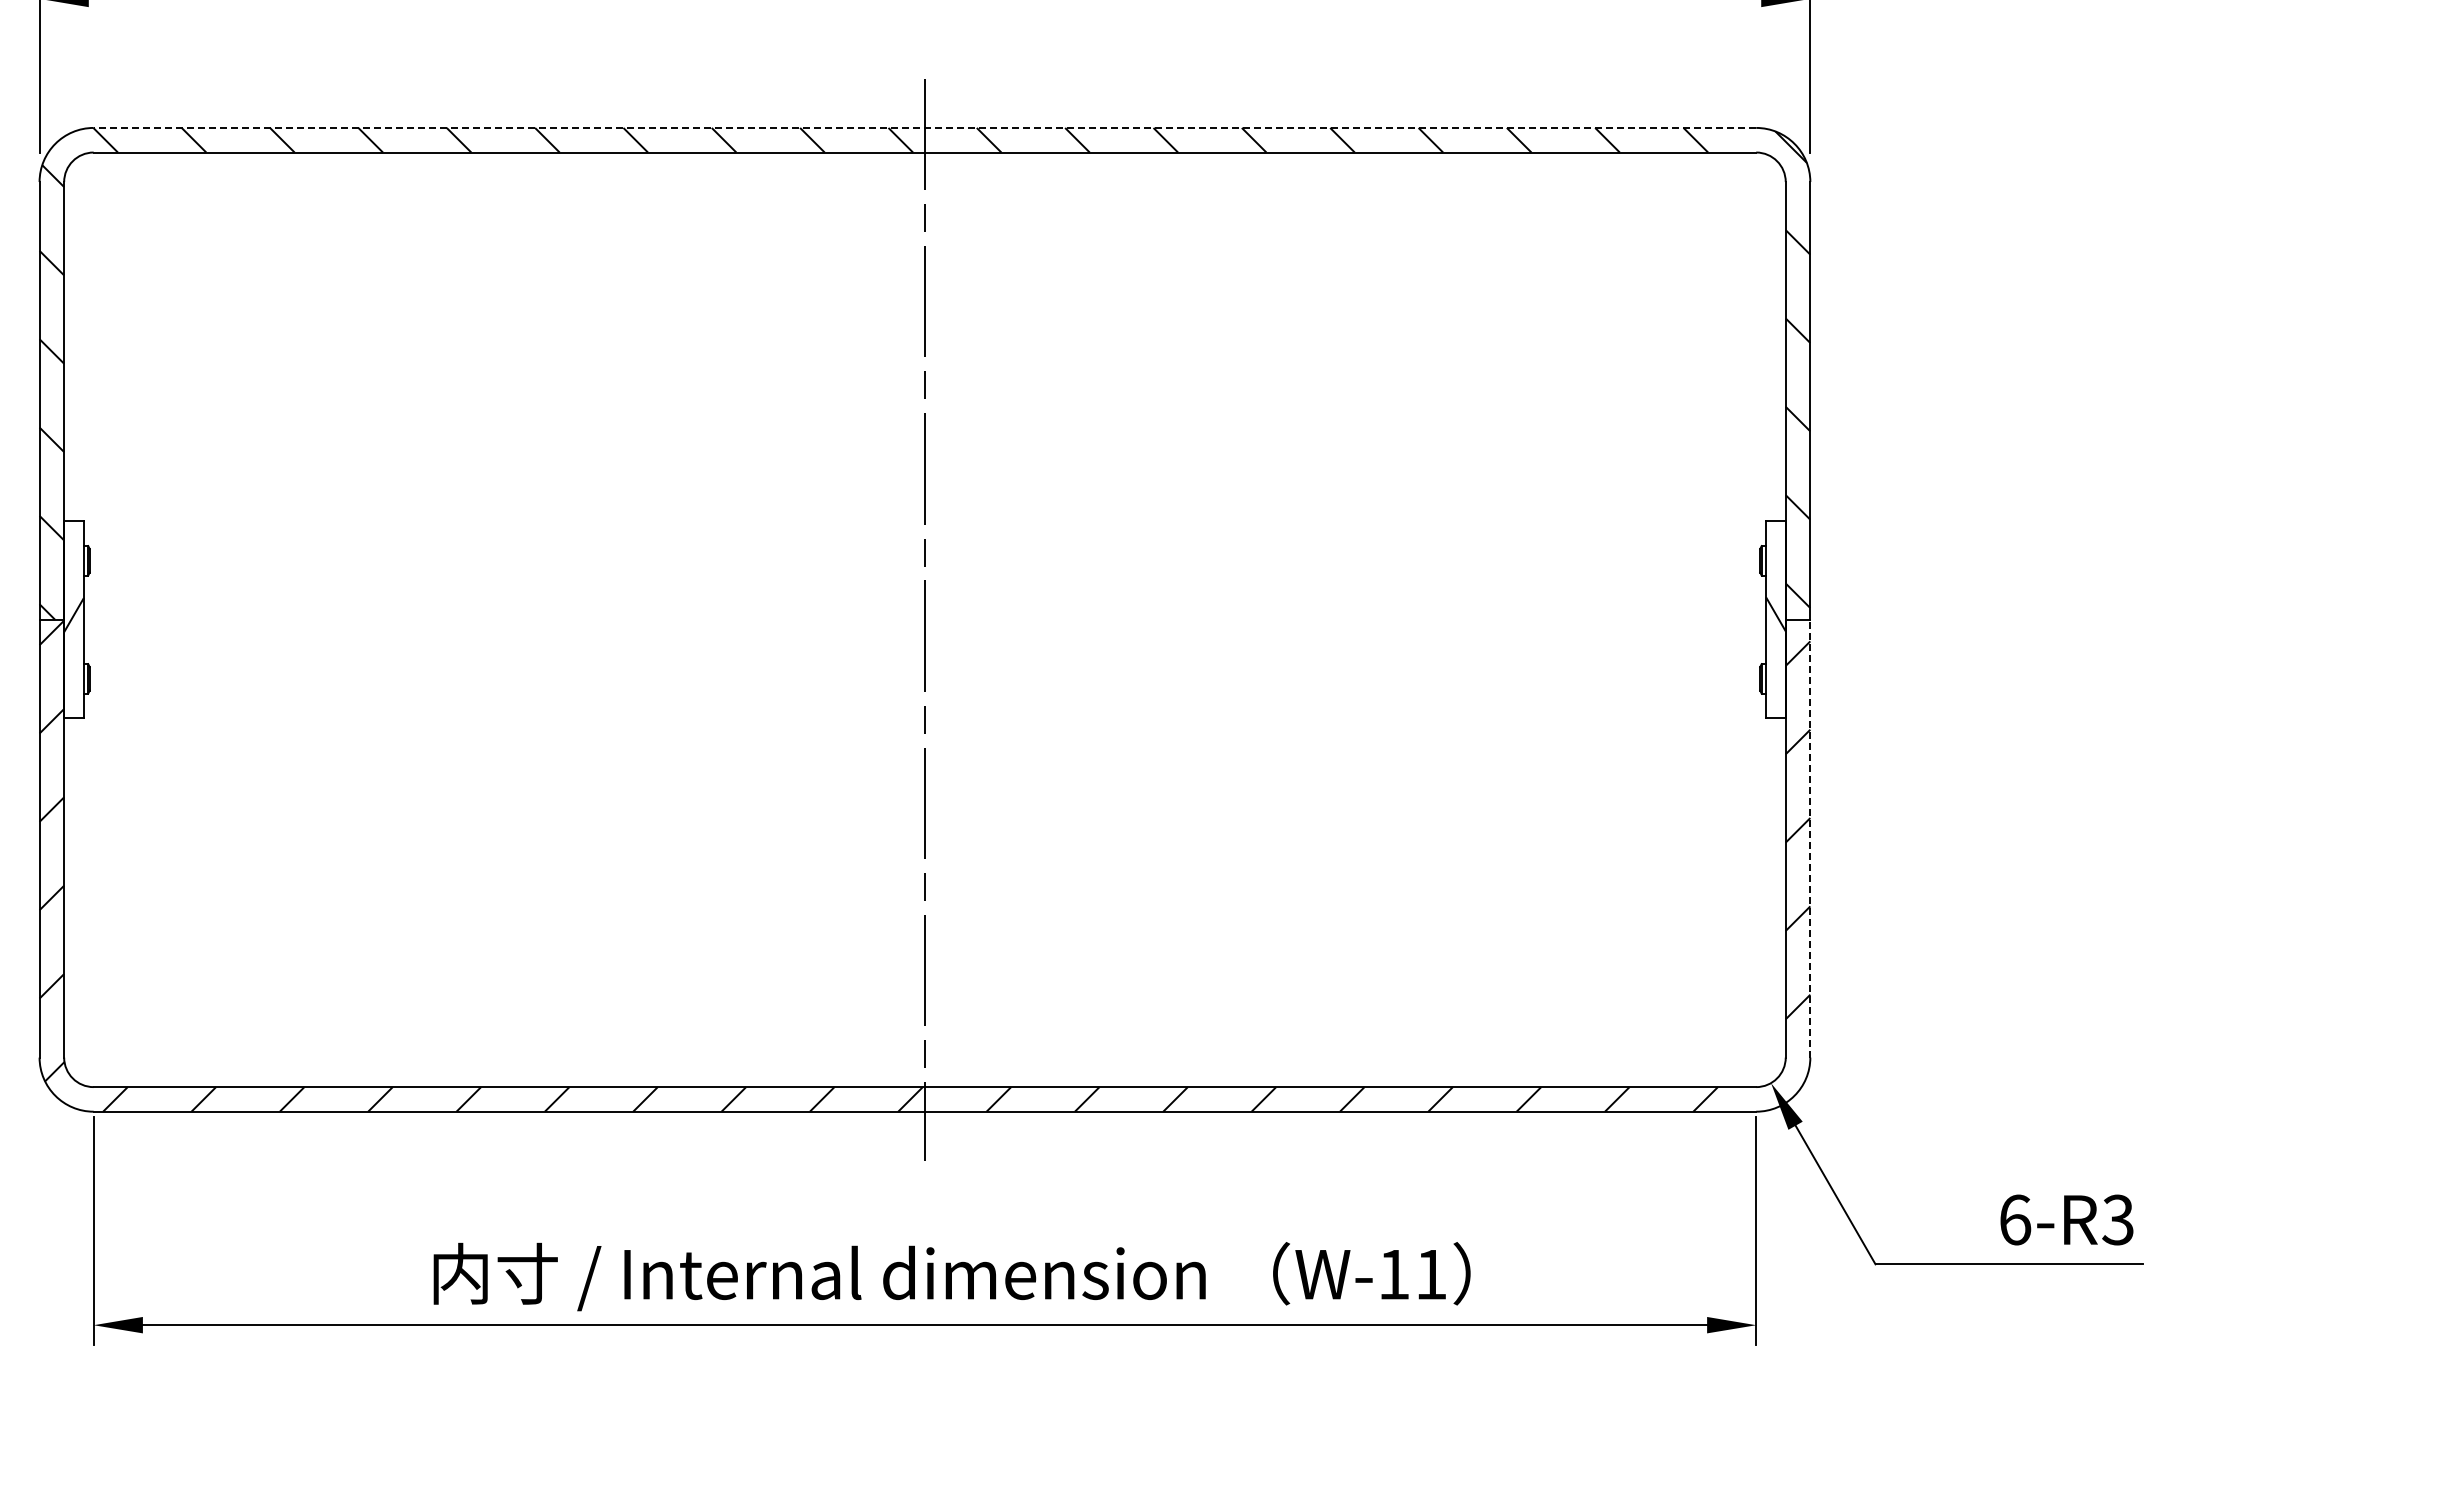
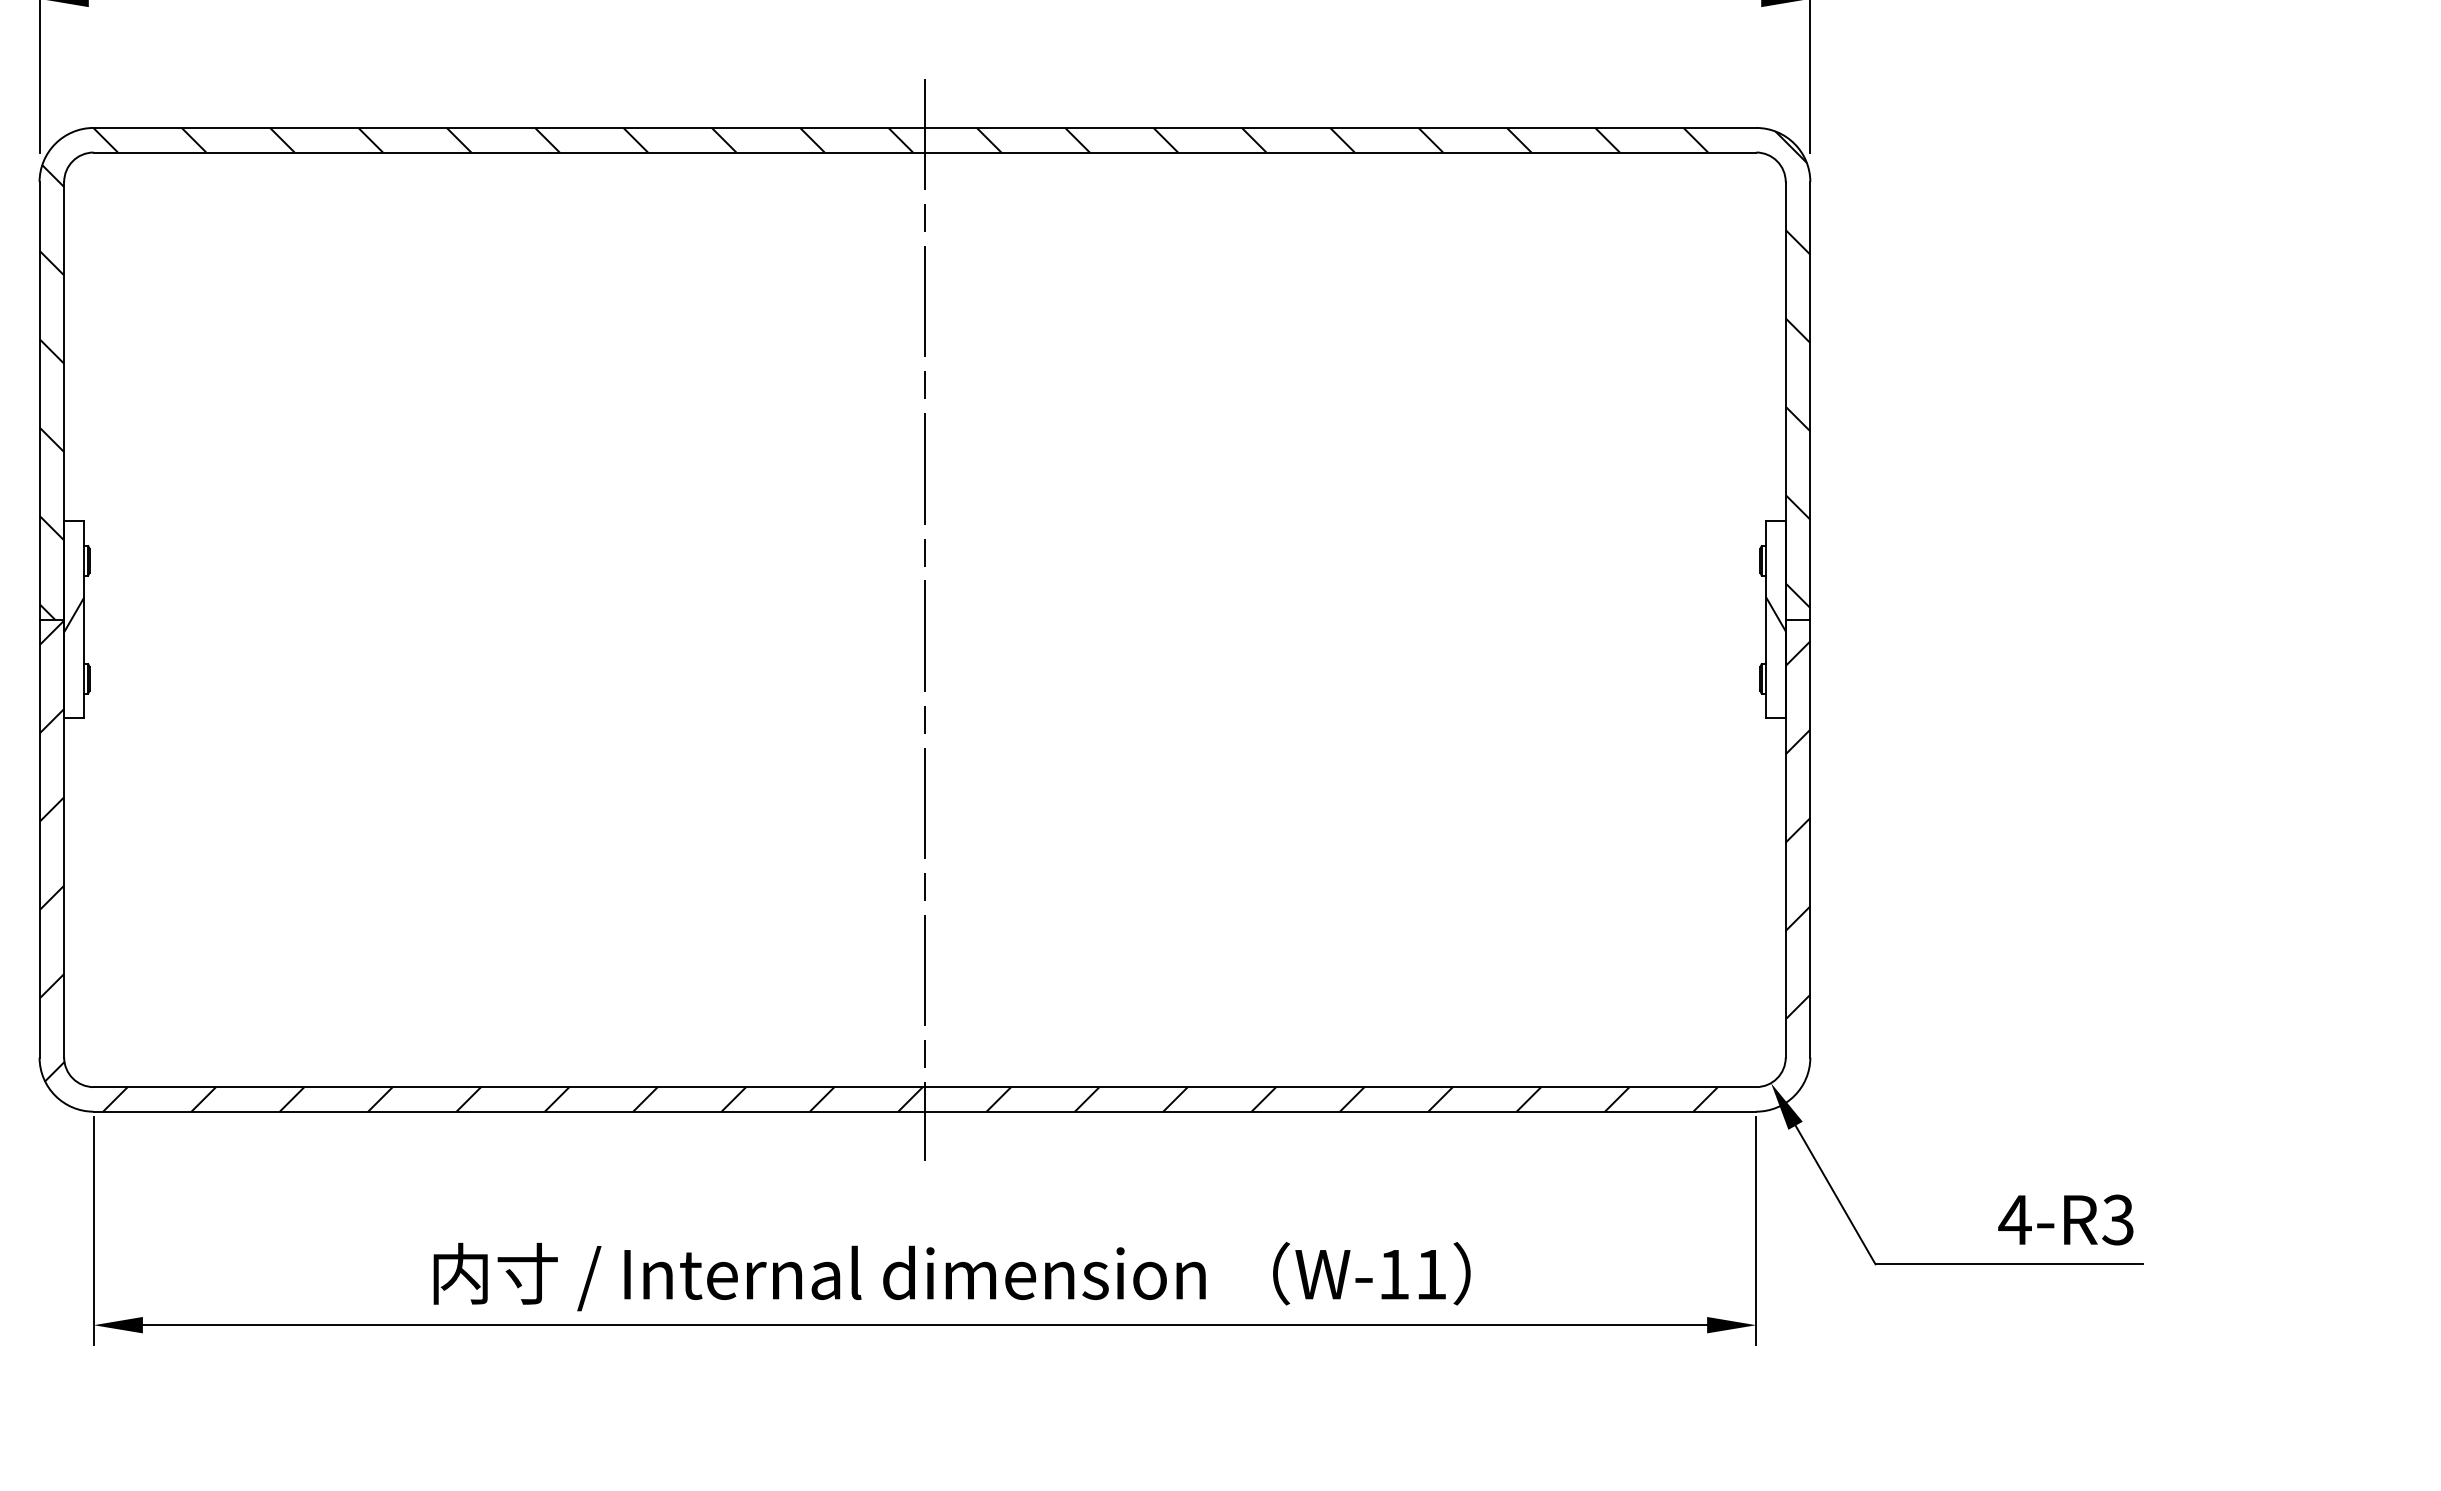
line: dashed -> solid (924, 127)
line: dashed -> solid (1810, 838)
text: 6-R3 -> 4-R3 (2014, 1219)
